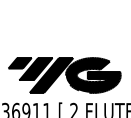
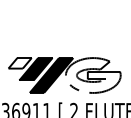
fill: present -> none (19, 63)
fill: present -> none (92, 75)
